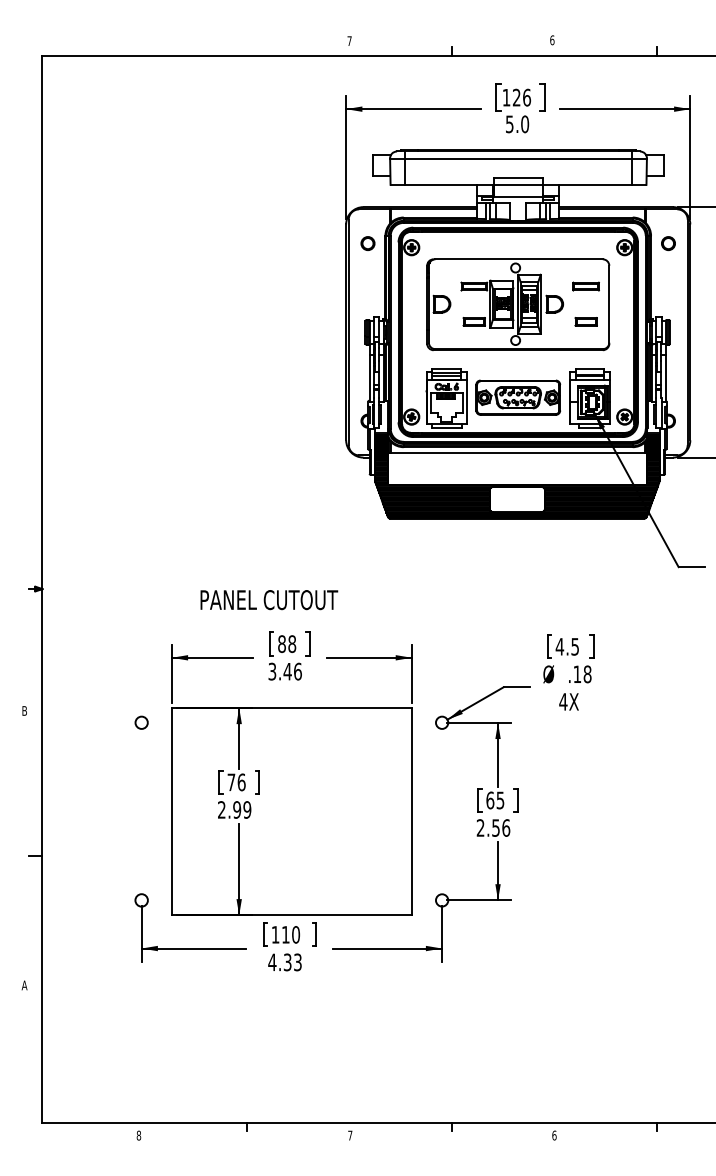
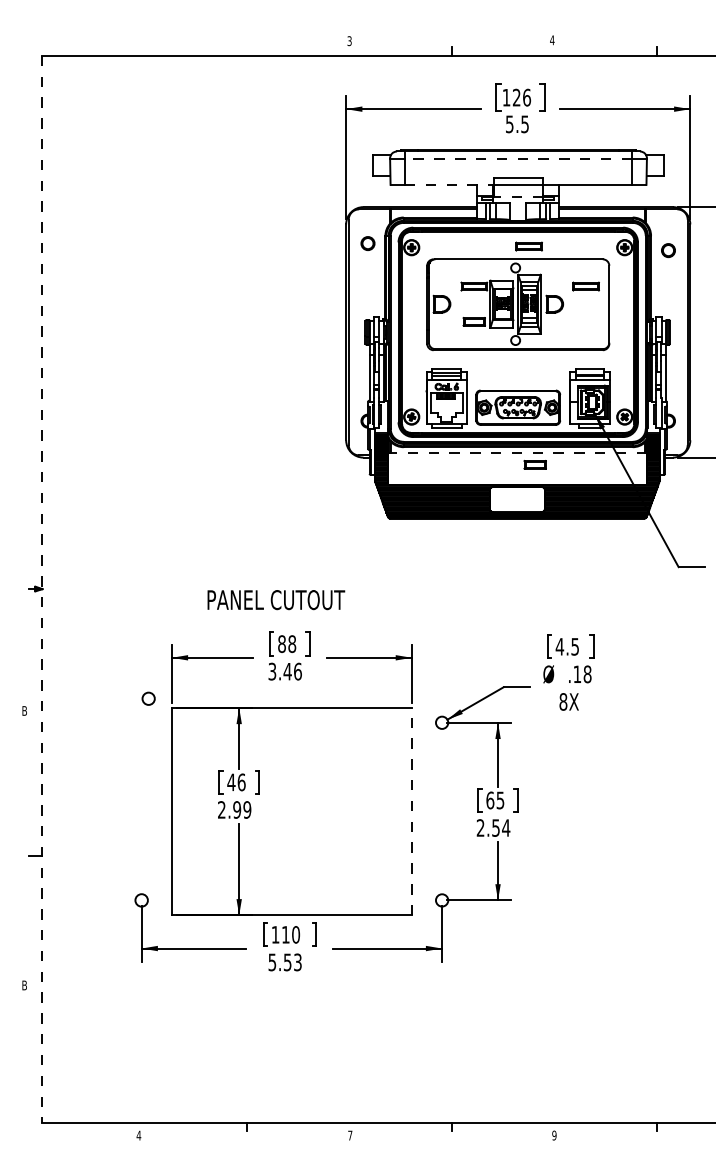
text: 6 -> 4 (552, 40)
text: 7 -> 3 (349, 41)
text: 5.0 -> 5.5 (525, 124)
line: solid -> dashed (518, 158)
line: solid -> dashed (449, 184)
line: solid -> dashed (518, 197)
circle position: (668, 243) -> (668, 250) (668, 250)
part: none -> present (528, 246)
part position: (585, 321) -> (534, 464) (534, 464)
part position: (518, 397) -> (518, 407) (518, 407)
line: solid -> dashed (517, 452)
line: solid -> dashed (42, 589)
text position: (269, 600) -> (276, 600) (276, 600)
text: 4X -> 8X (563, 701)
circle position: (141, 722) -> (148, 698) (148, 698)
text: 76 -> 46 (231, 782)
line: solid -> dashed (411, 811)
text: 2.56 -> 2.54 (506, 827)
text: 4.33 -> 5.53 (279, 962)
text: A -> B (24, 985)
text: 8 -> 4 (138, 1135)
text: 6 -> 9 (554, 1135)
